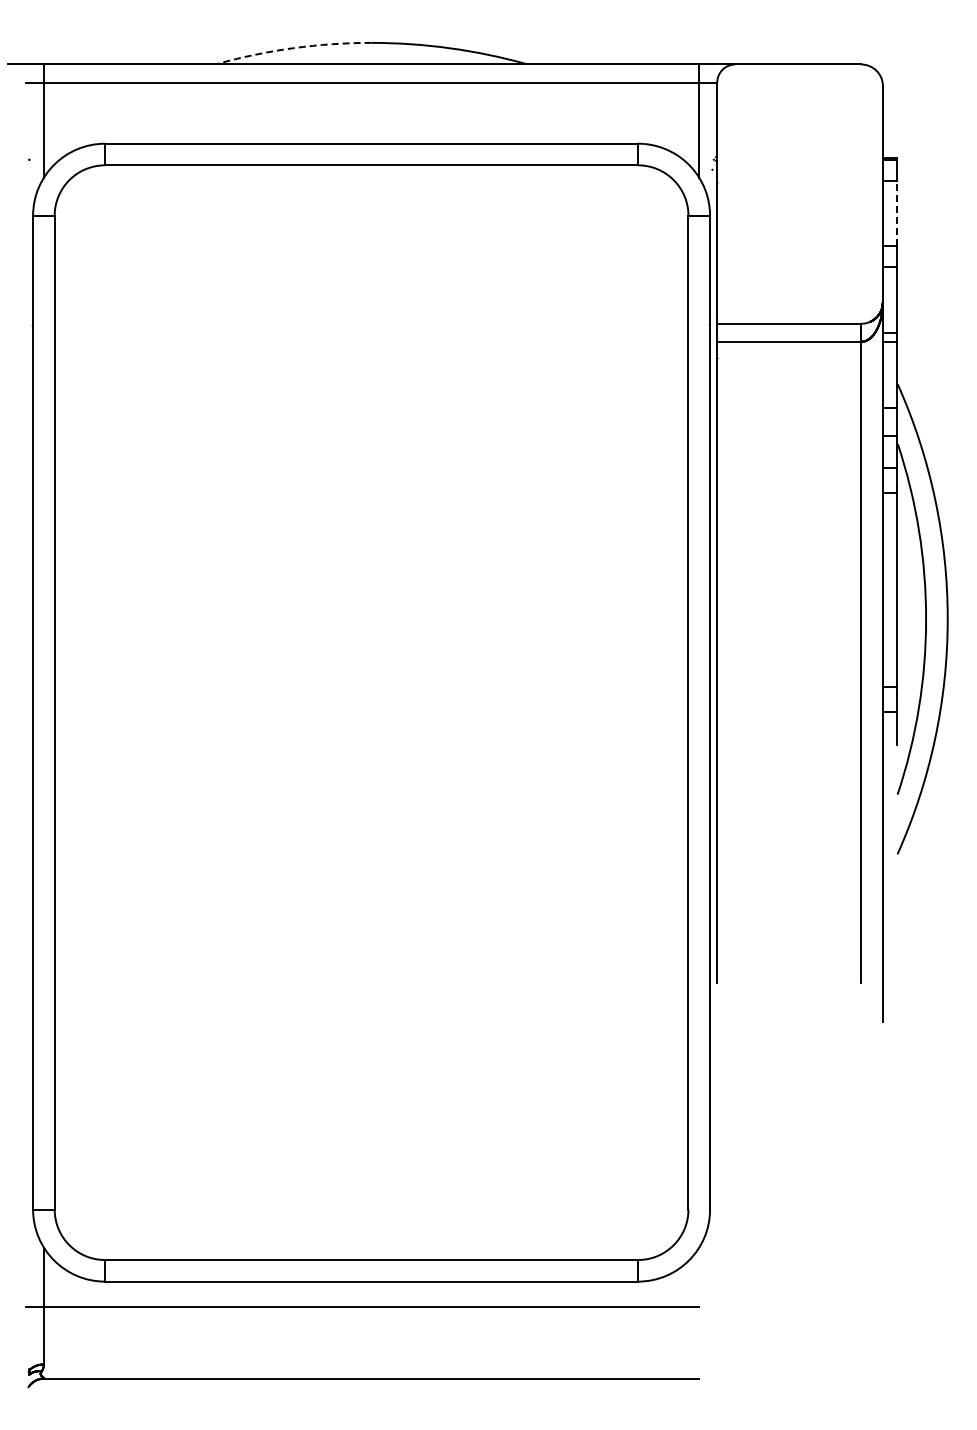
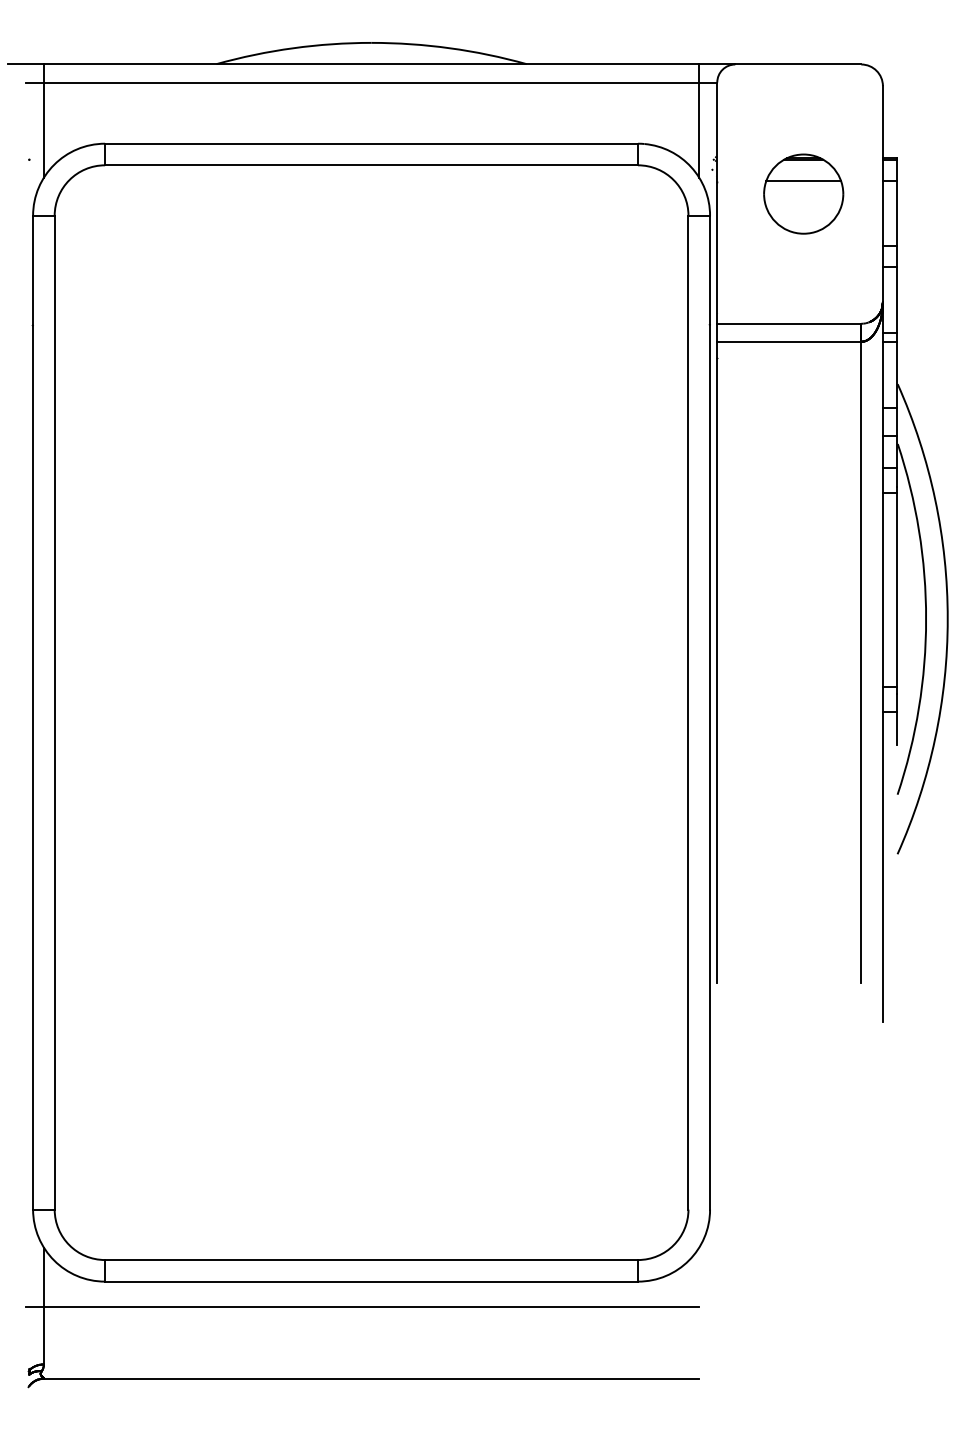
arc: dashed -> solid (293, 48)
part: none -> present (803, 193)
line: dashed -> solid (897, 213)
